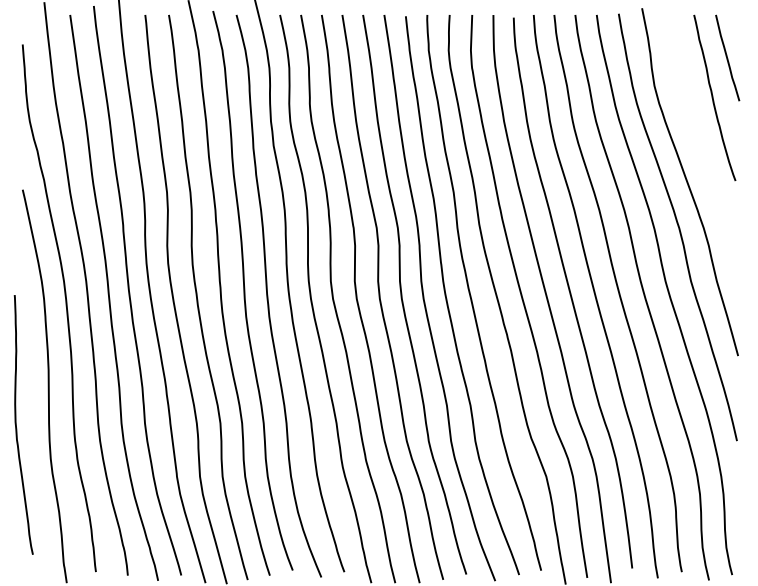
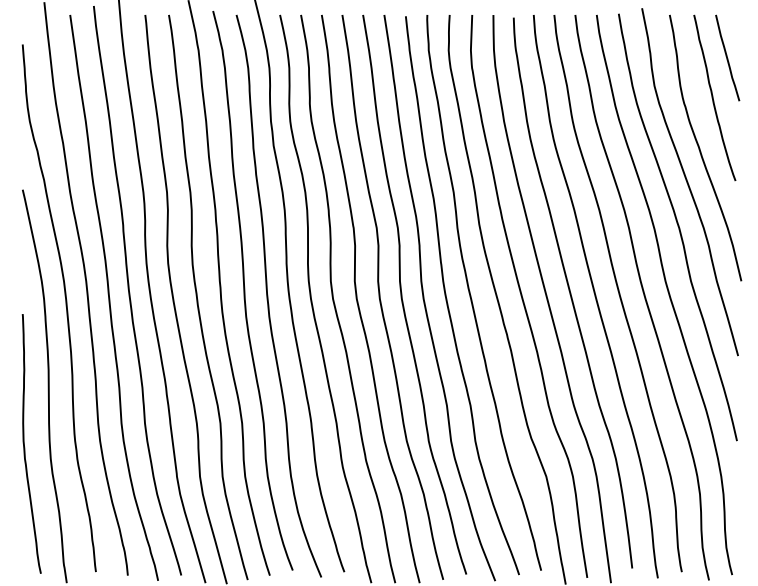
curve: none -> present (700, 148)
curve position: (16, 424) -> (24, 443) (24, 443)
